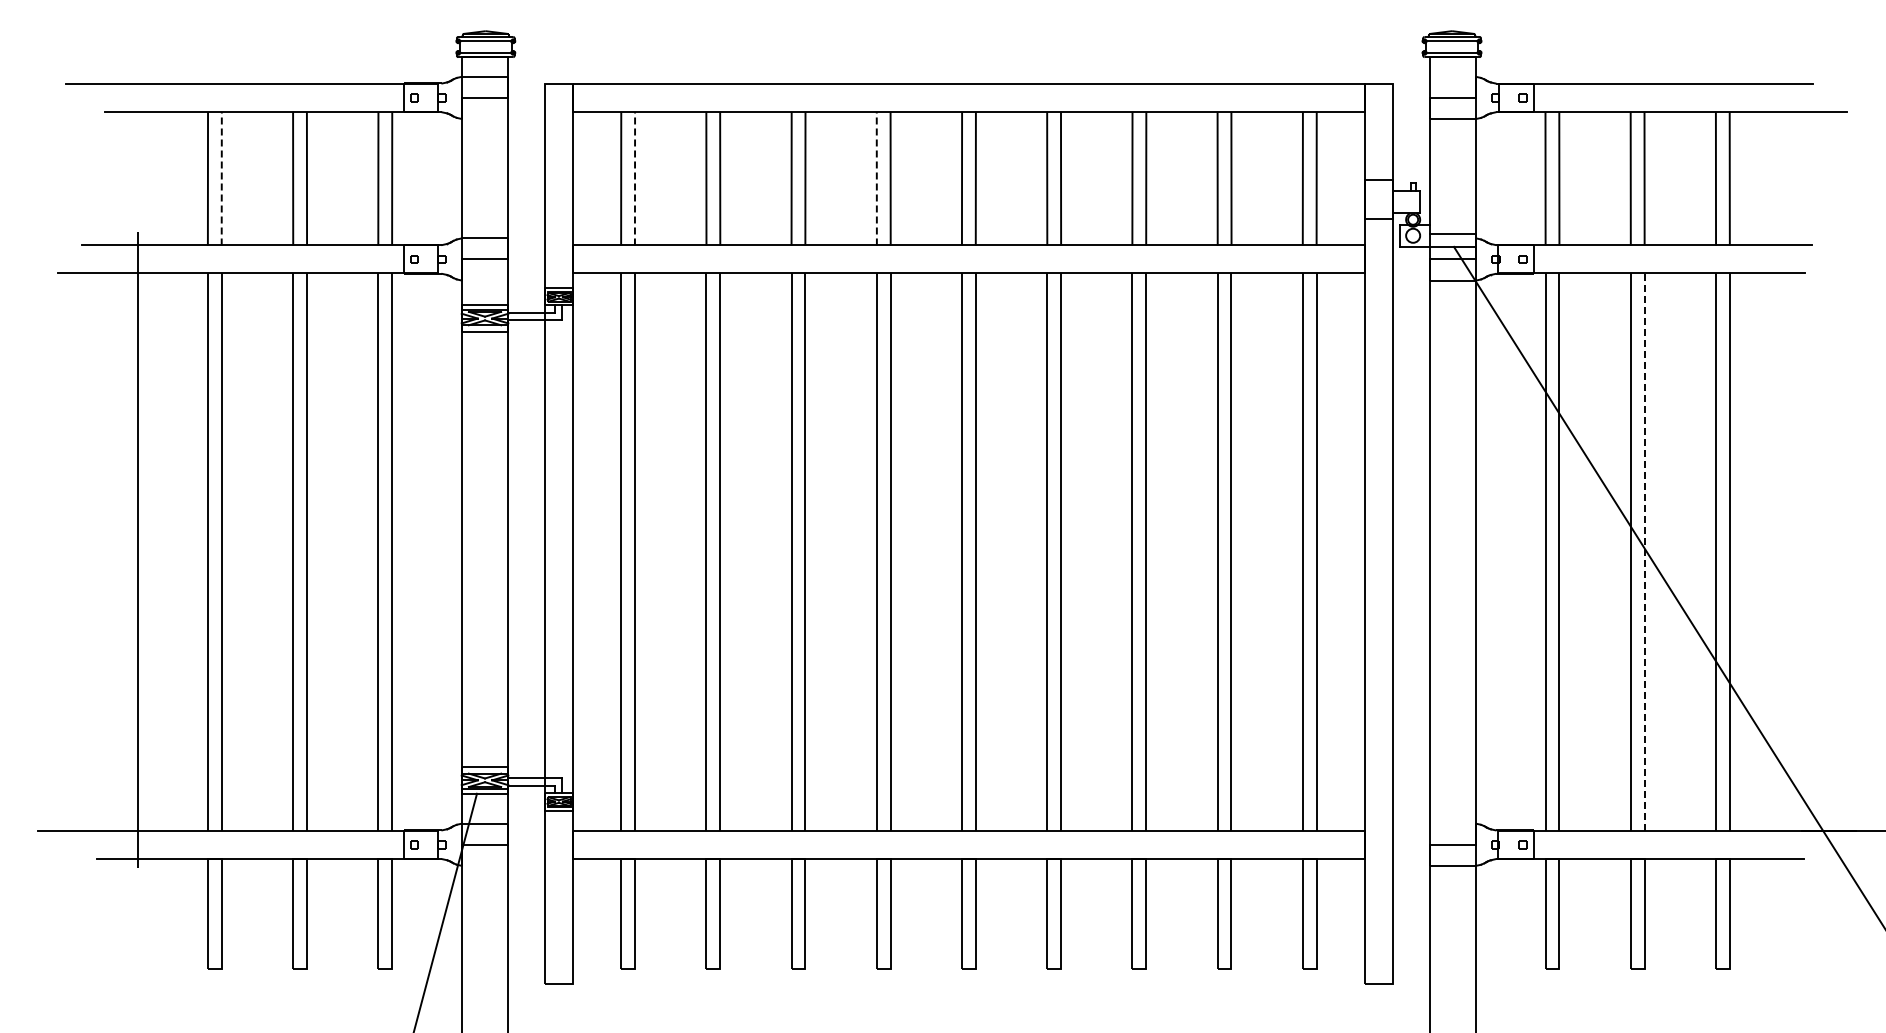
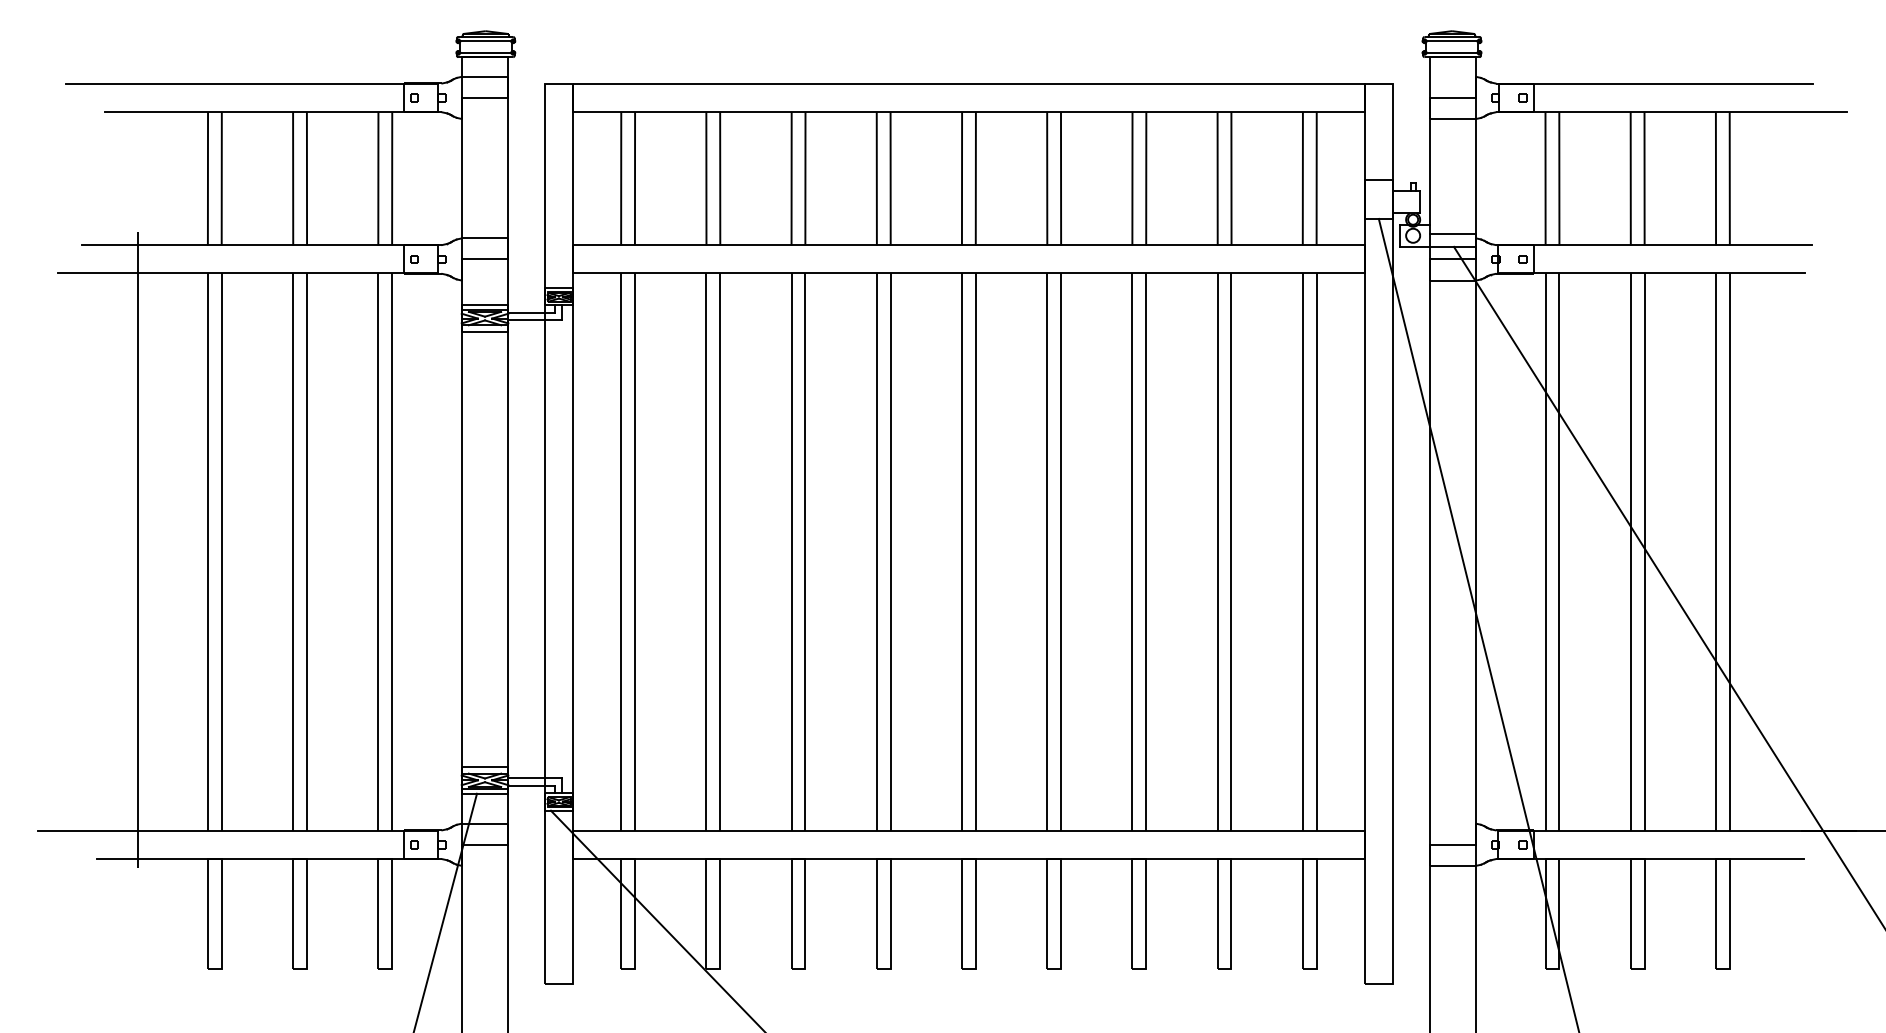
line: dashed -> solid (221, 178)
line: dashed -> solid (635, 178)
line: dashed -> solid (876, 178)
line: dashed -> solid (1644, 552)
line: none -> present (1478, 623)
line: none -> present (656, 919)
